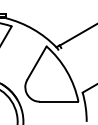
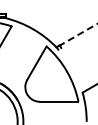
line: solid -> dashed (78, 34)
